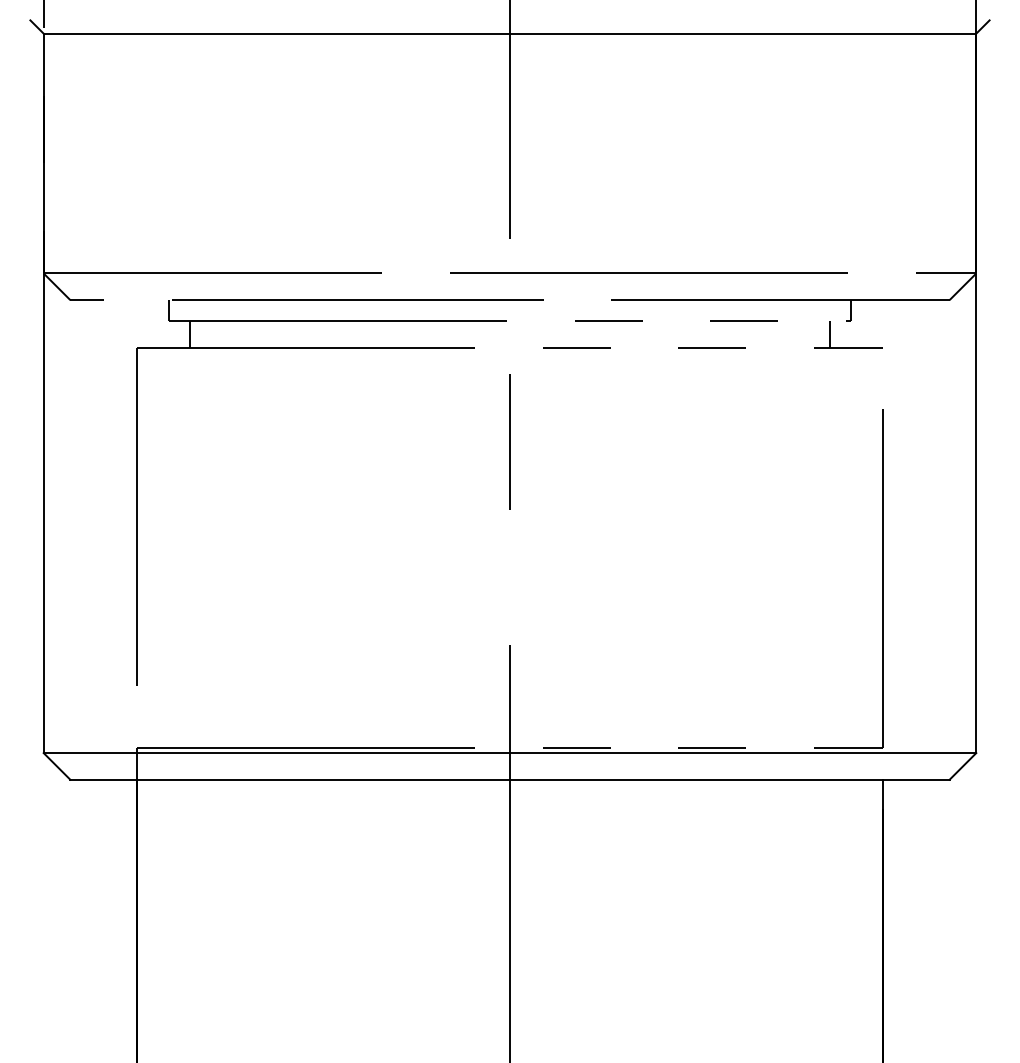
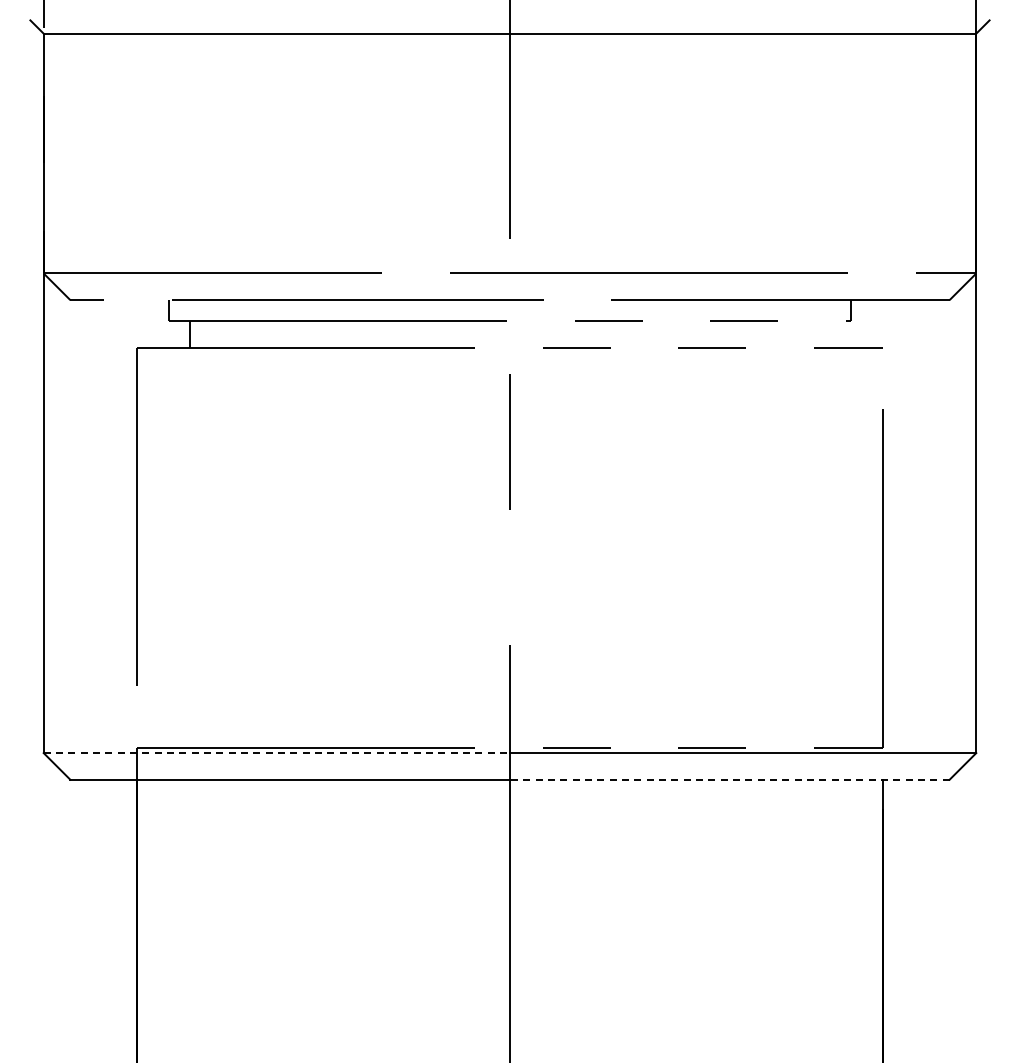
line: present -> none (829, 334)
line: solid -> dashed (277, 753)
line: solid -> dashed (729, 779)
